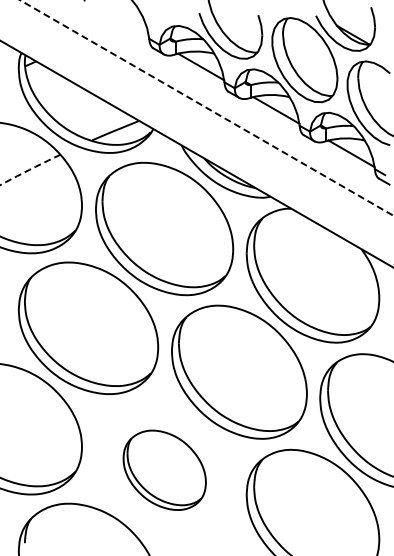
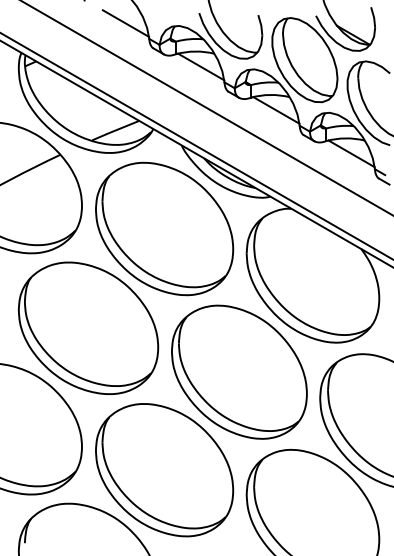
line: none -> present (125, 23)
line: dashed -> solid (206, 107)
line: none -> present (196, 146)
arc: dashed -> solid (30, 169)
part size: 85x82 px -> 140x135 px (164, 470)
